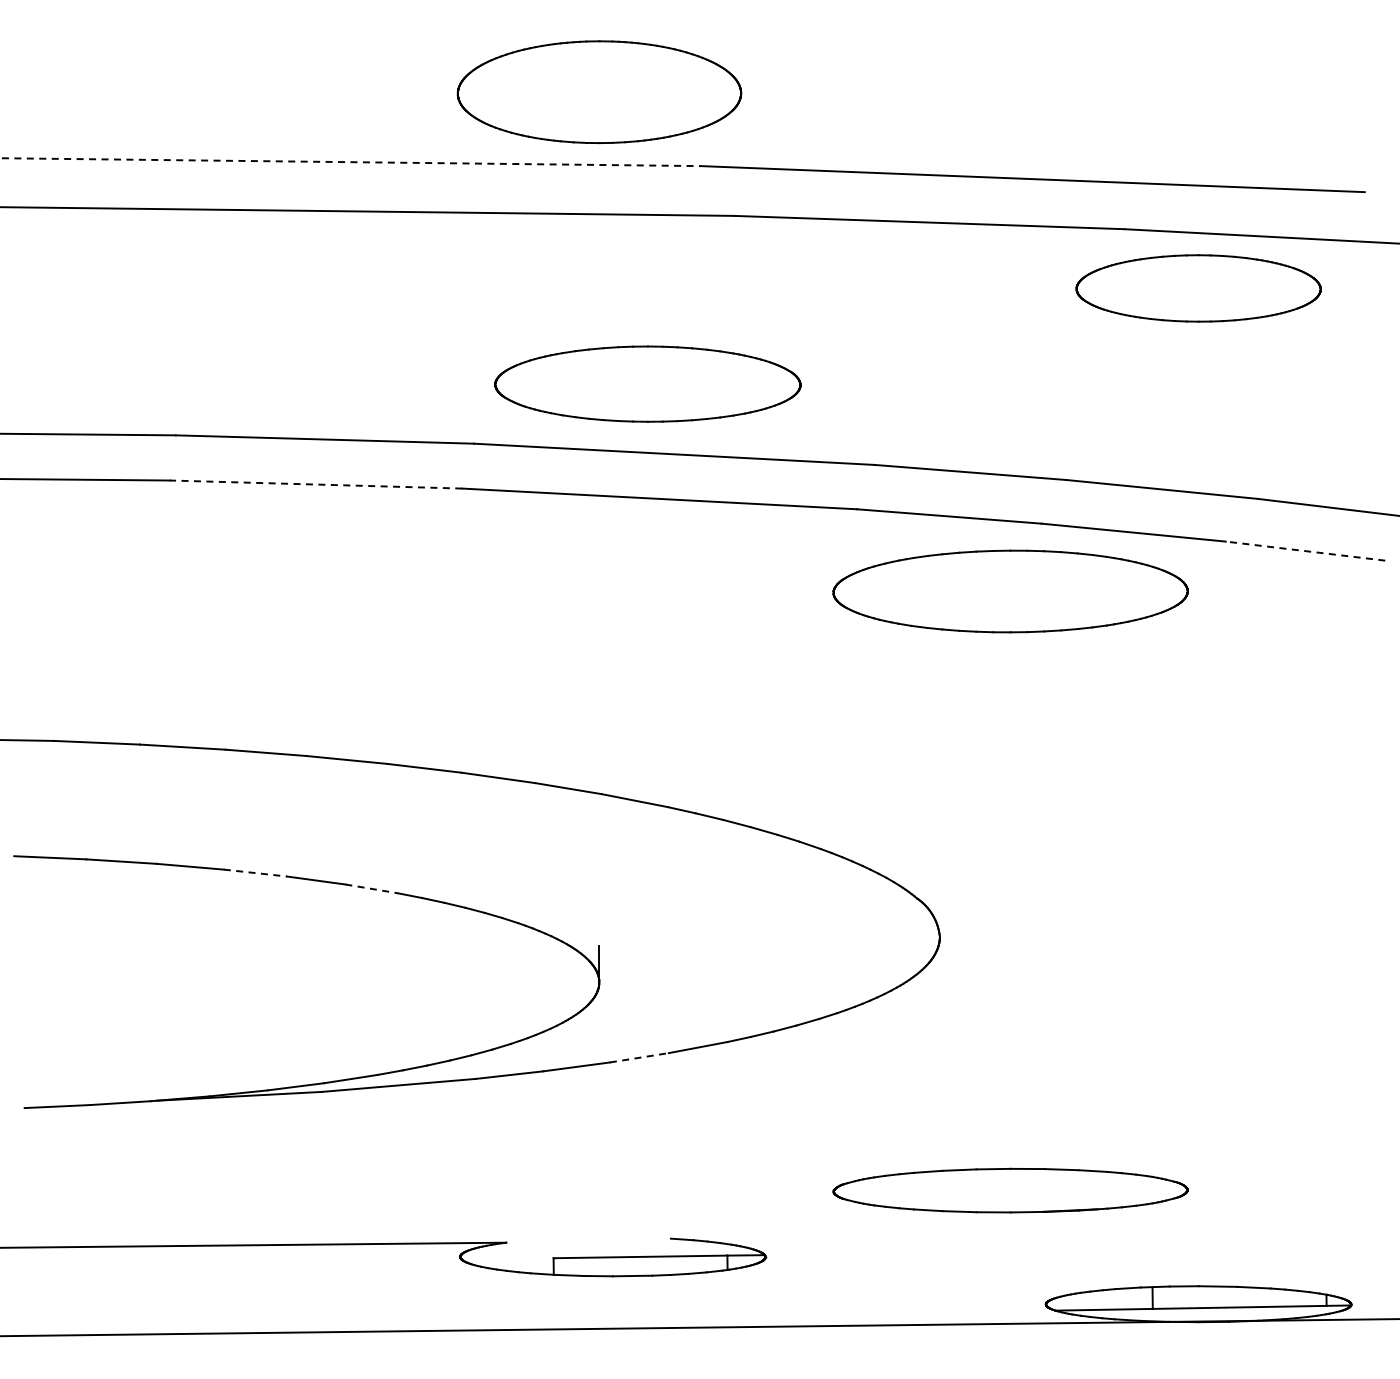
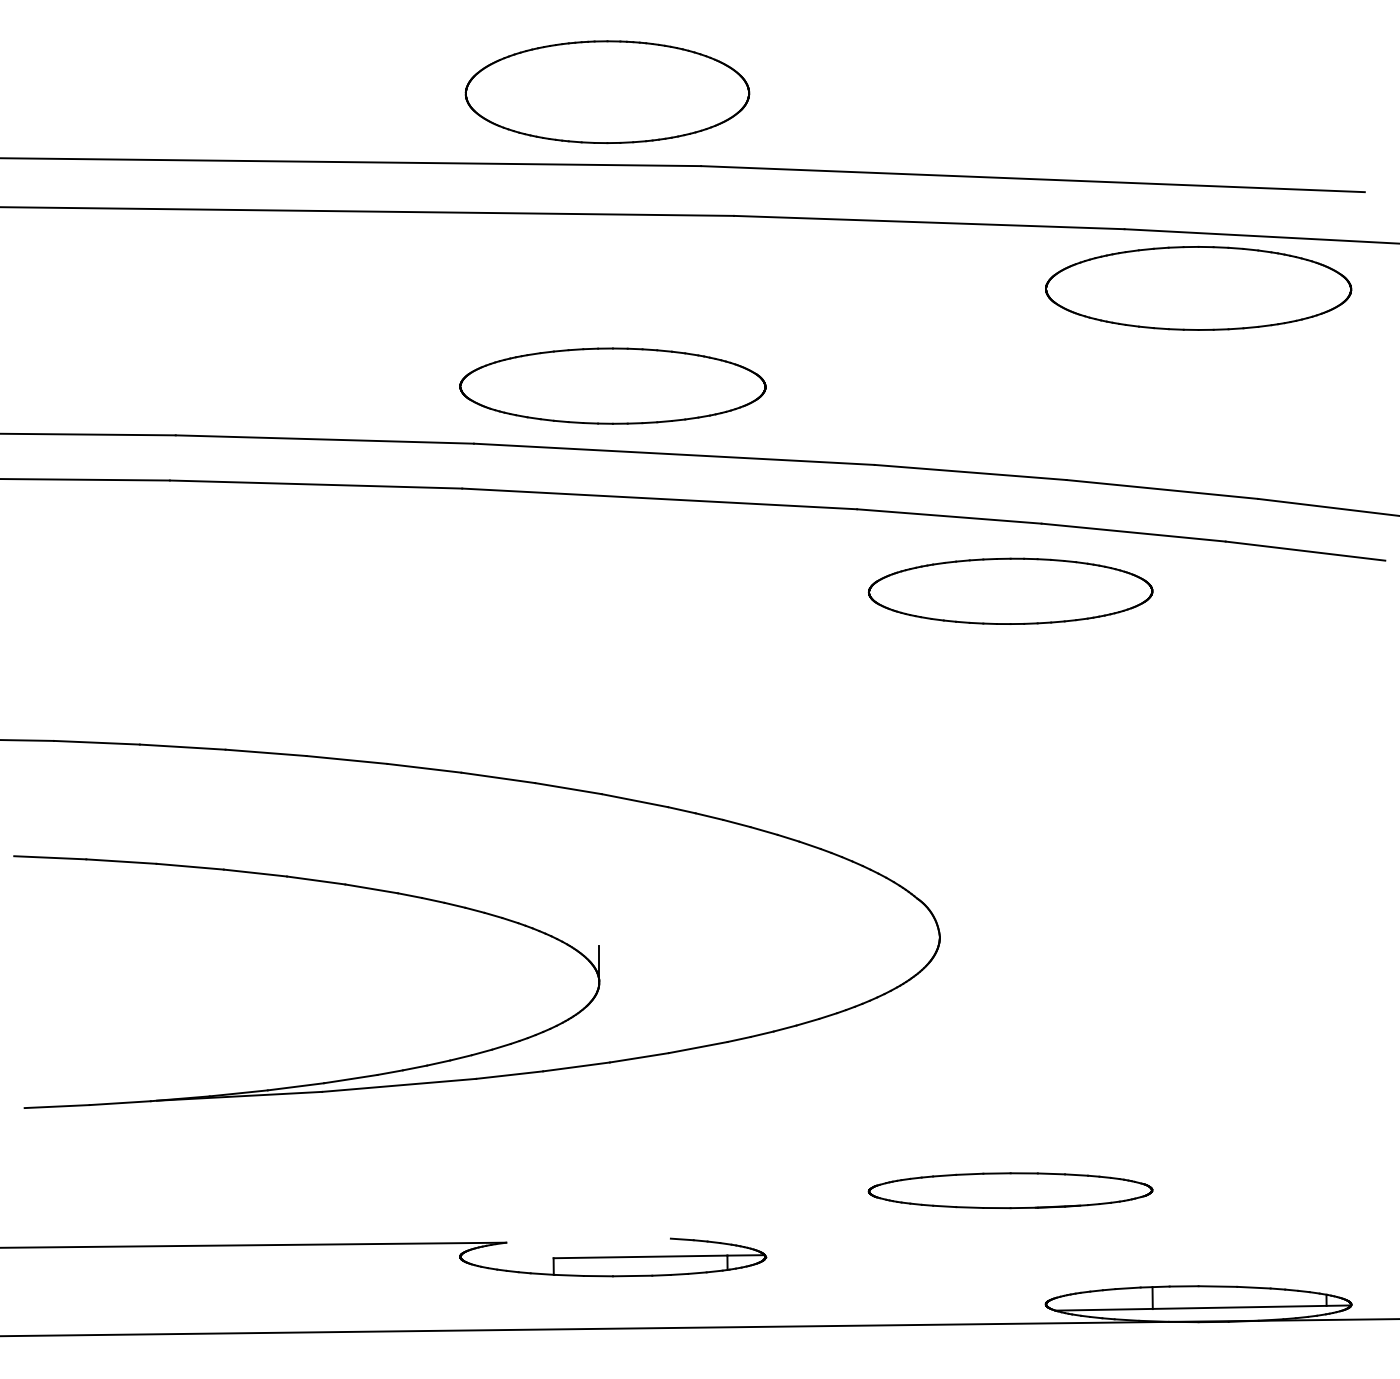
part position: (599, 92) -> (607, 92) (607, 92)
line: dashed -> solid (351, 162)
part size: 247x69 px -> 308x85 px (1198, 288)
part position: (647, 383) -> (612, 385) (612, 385)
line: dashed -> solid (315, 484)
line: dashed -> solid (1304, 551)
part size: 357x85 px -> 286x68 px (1010, 590)
line: dashed -> solid (255, 873)
line: dashed -> solid (371, 888)
line: dashed -> solid (639, 1057)
part size: 357x47 px -> 287x38 px (1010, 1190)
